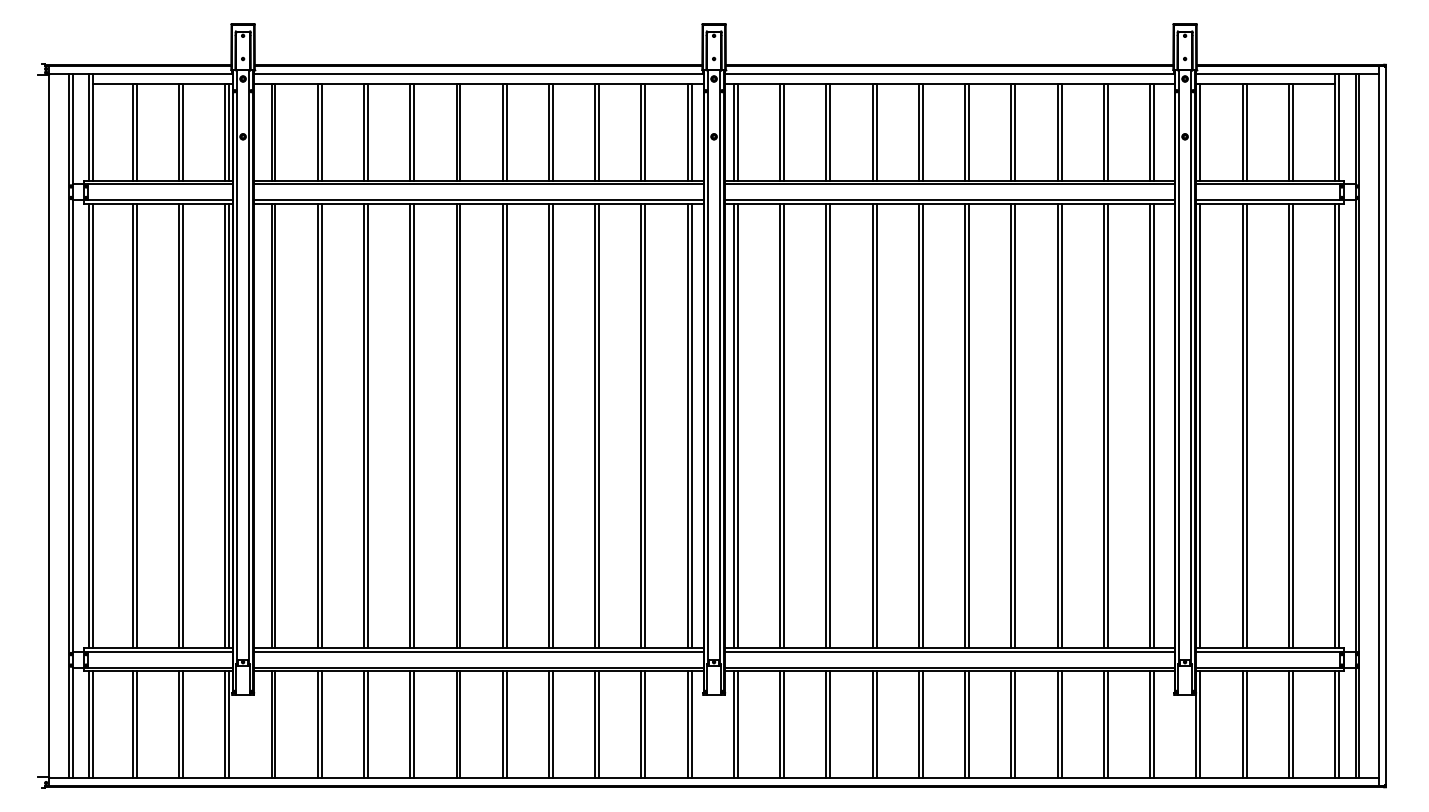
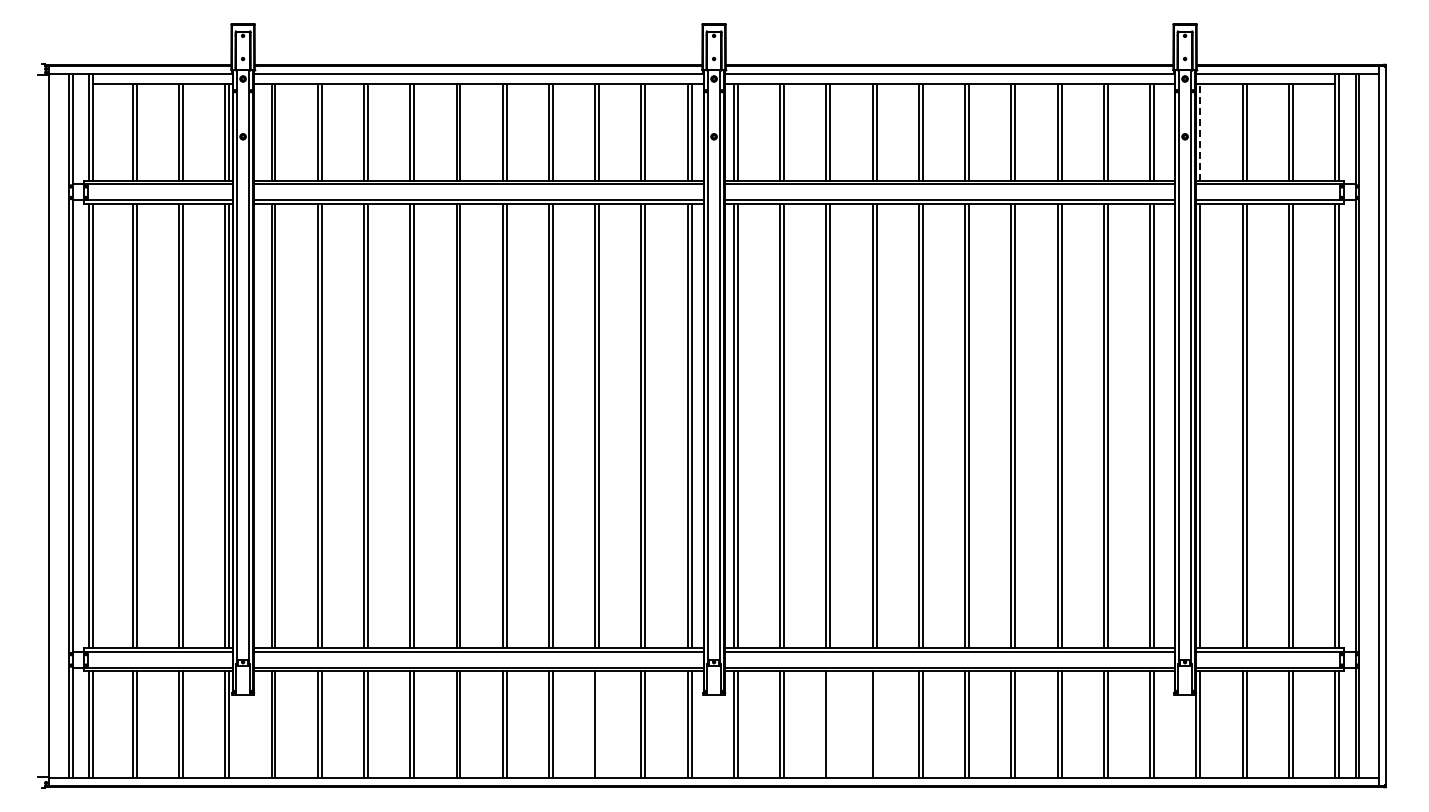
line: solid -> dashed (1200, 131)
line: present -> none (599, 724)
line: present -> none (830, 724)
line: present -> none (876, 724)
